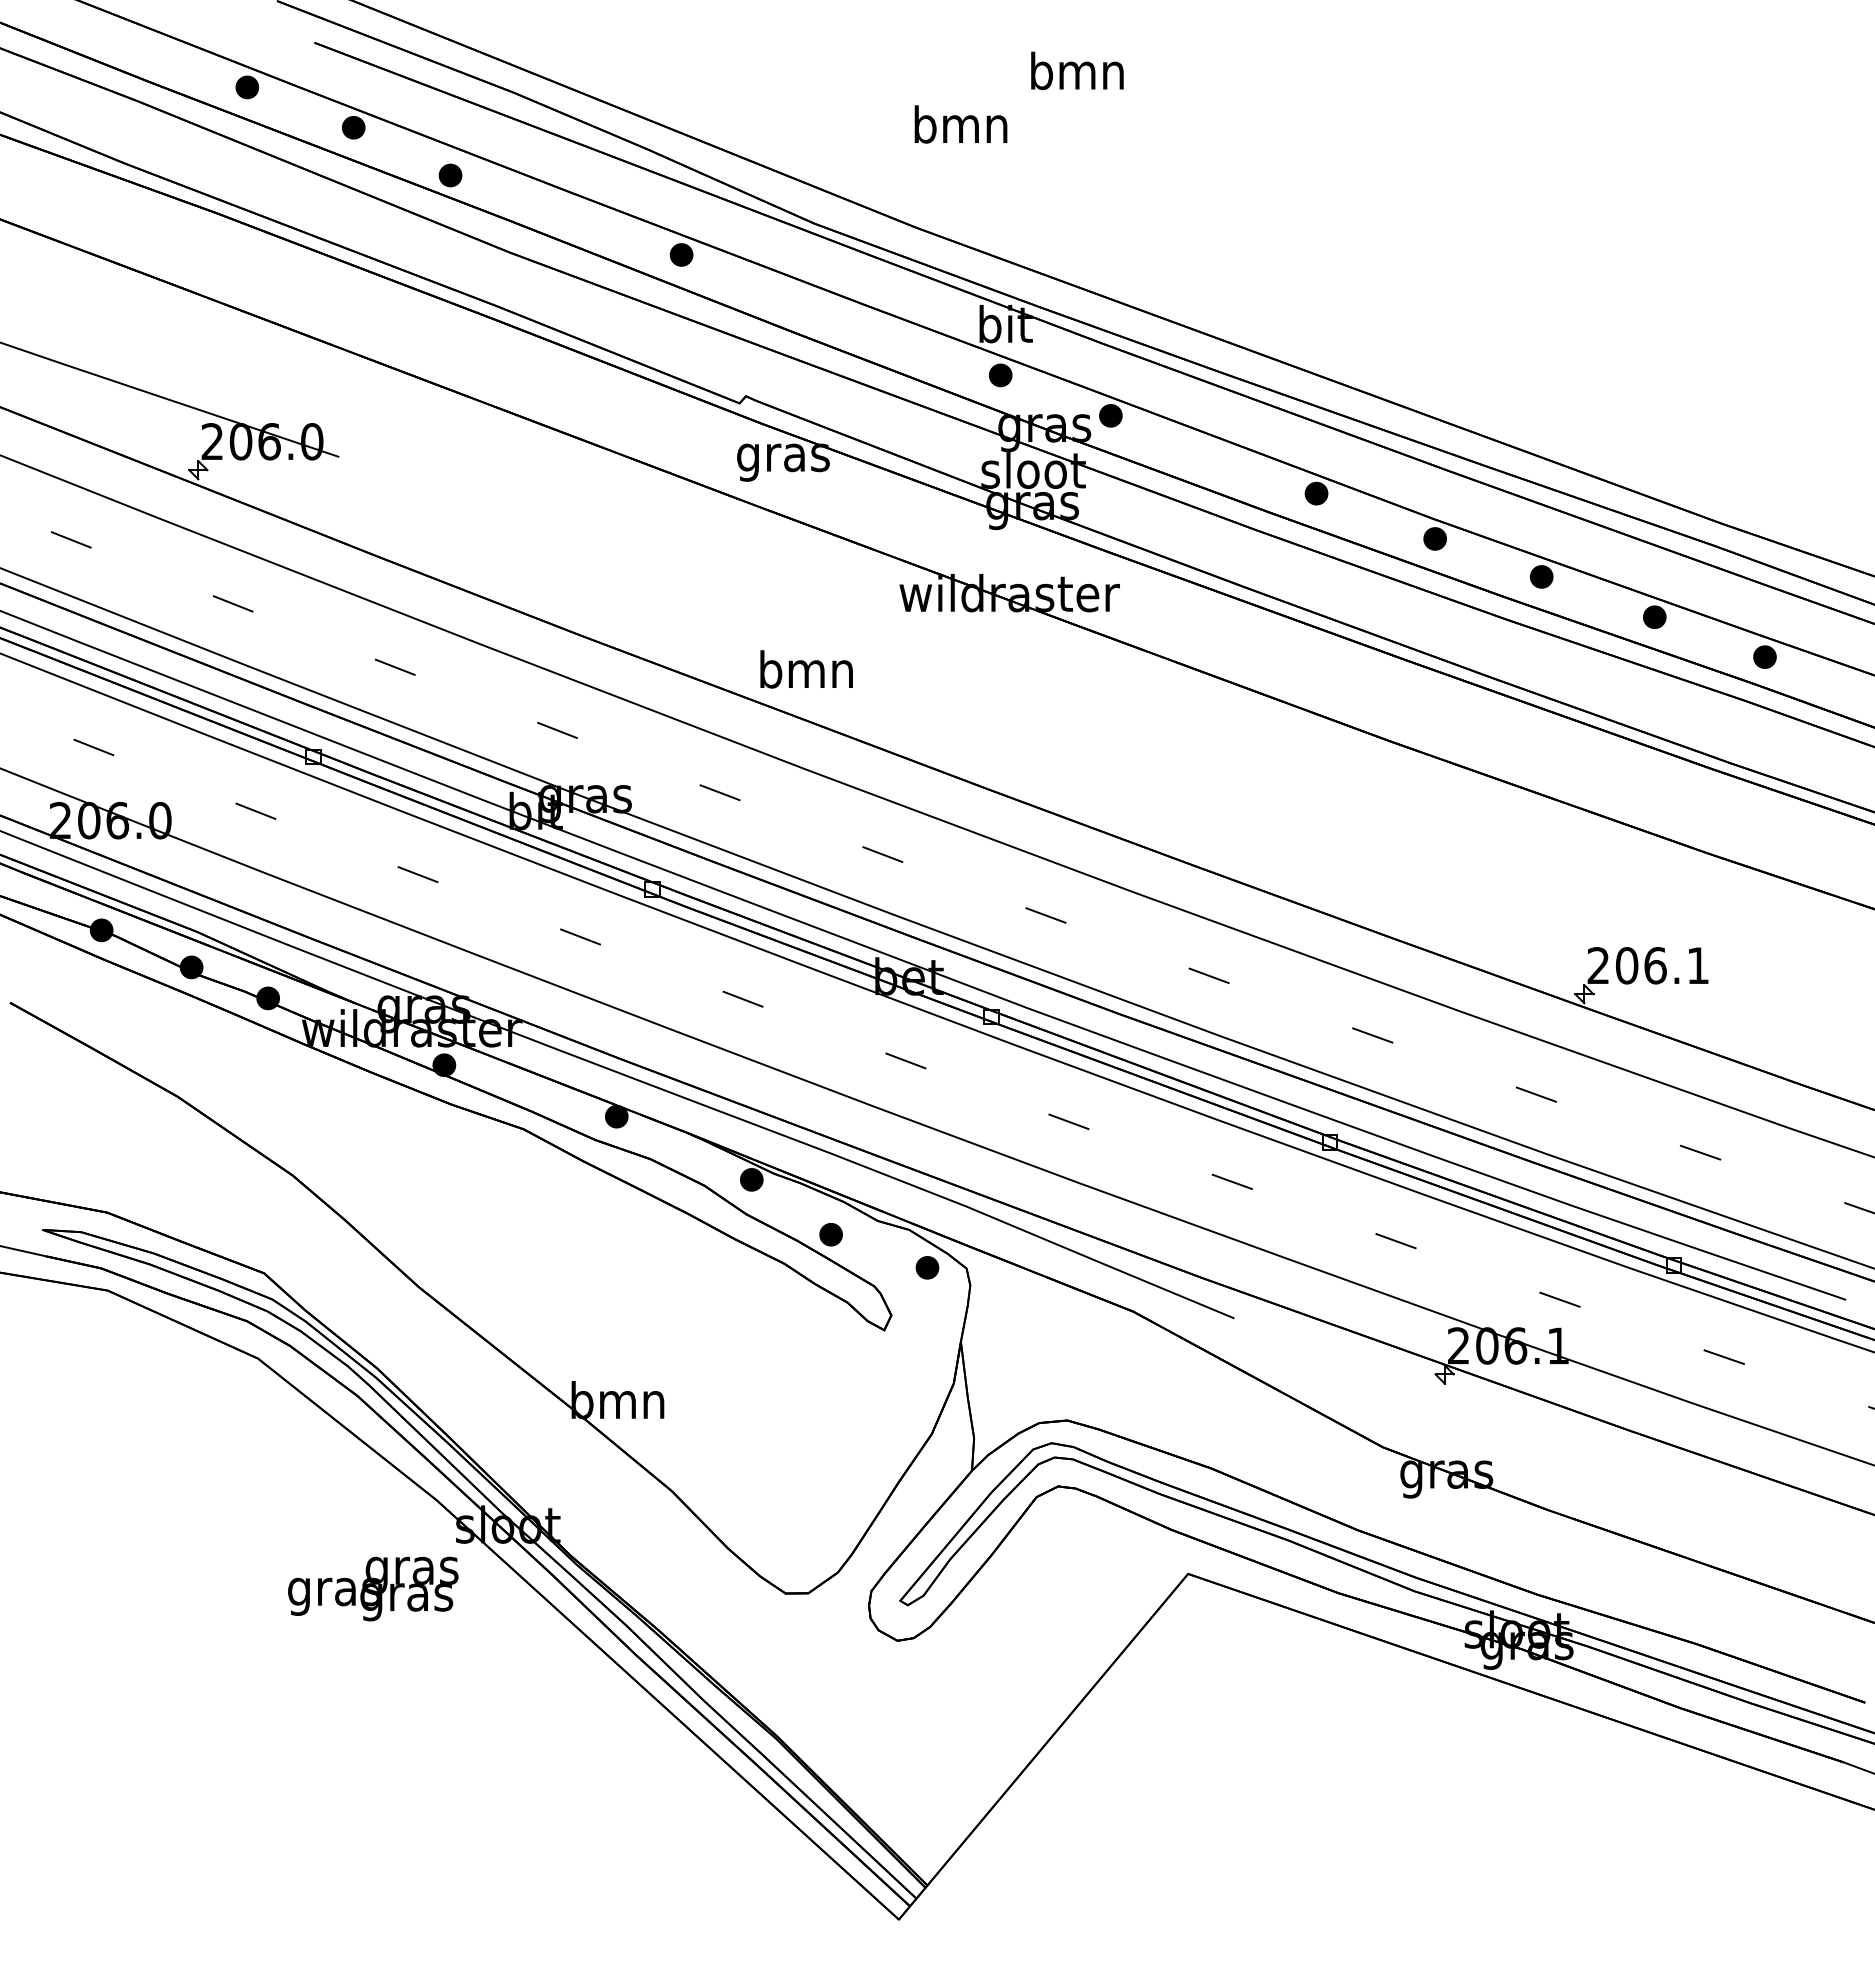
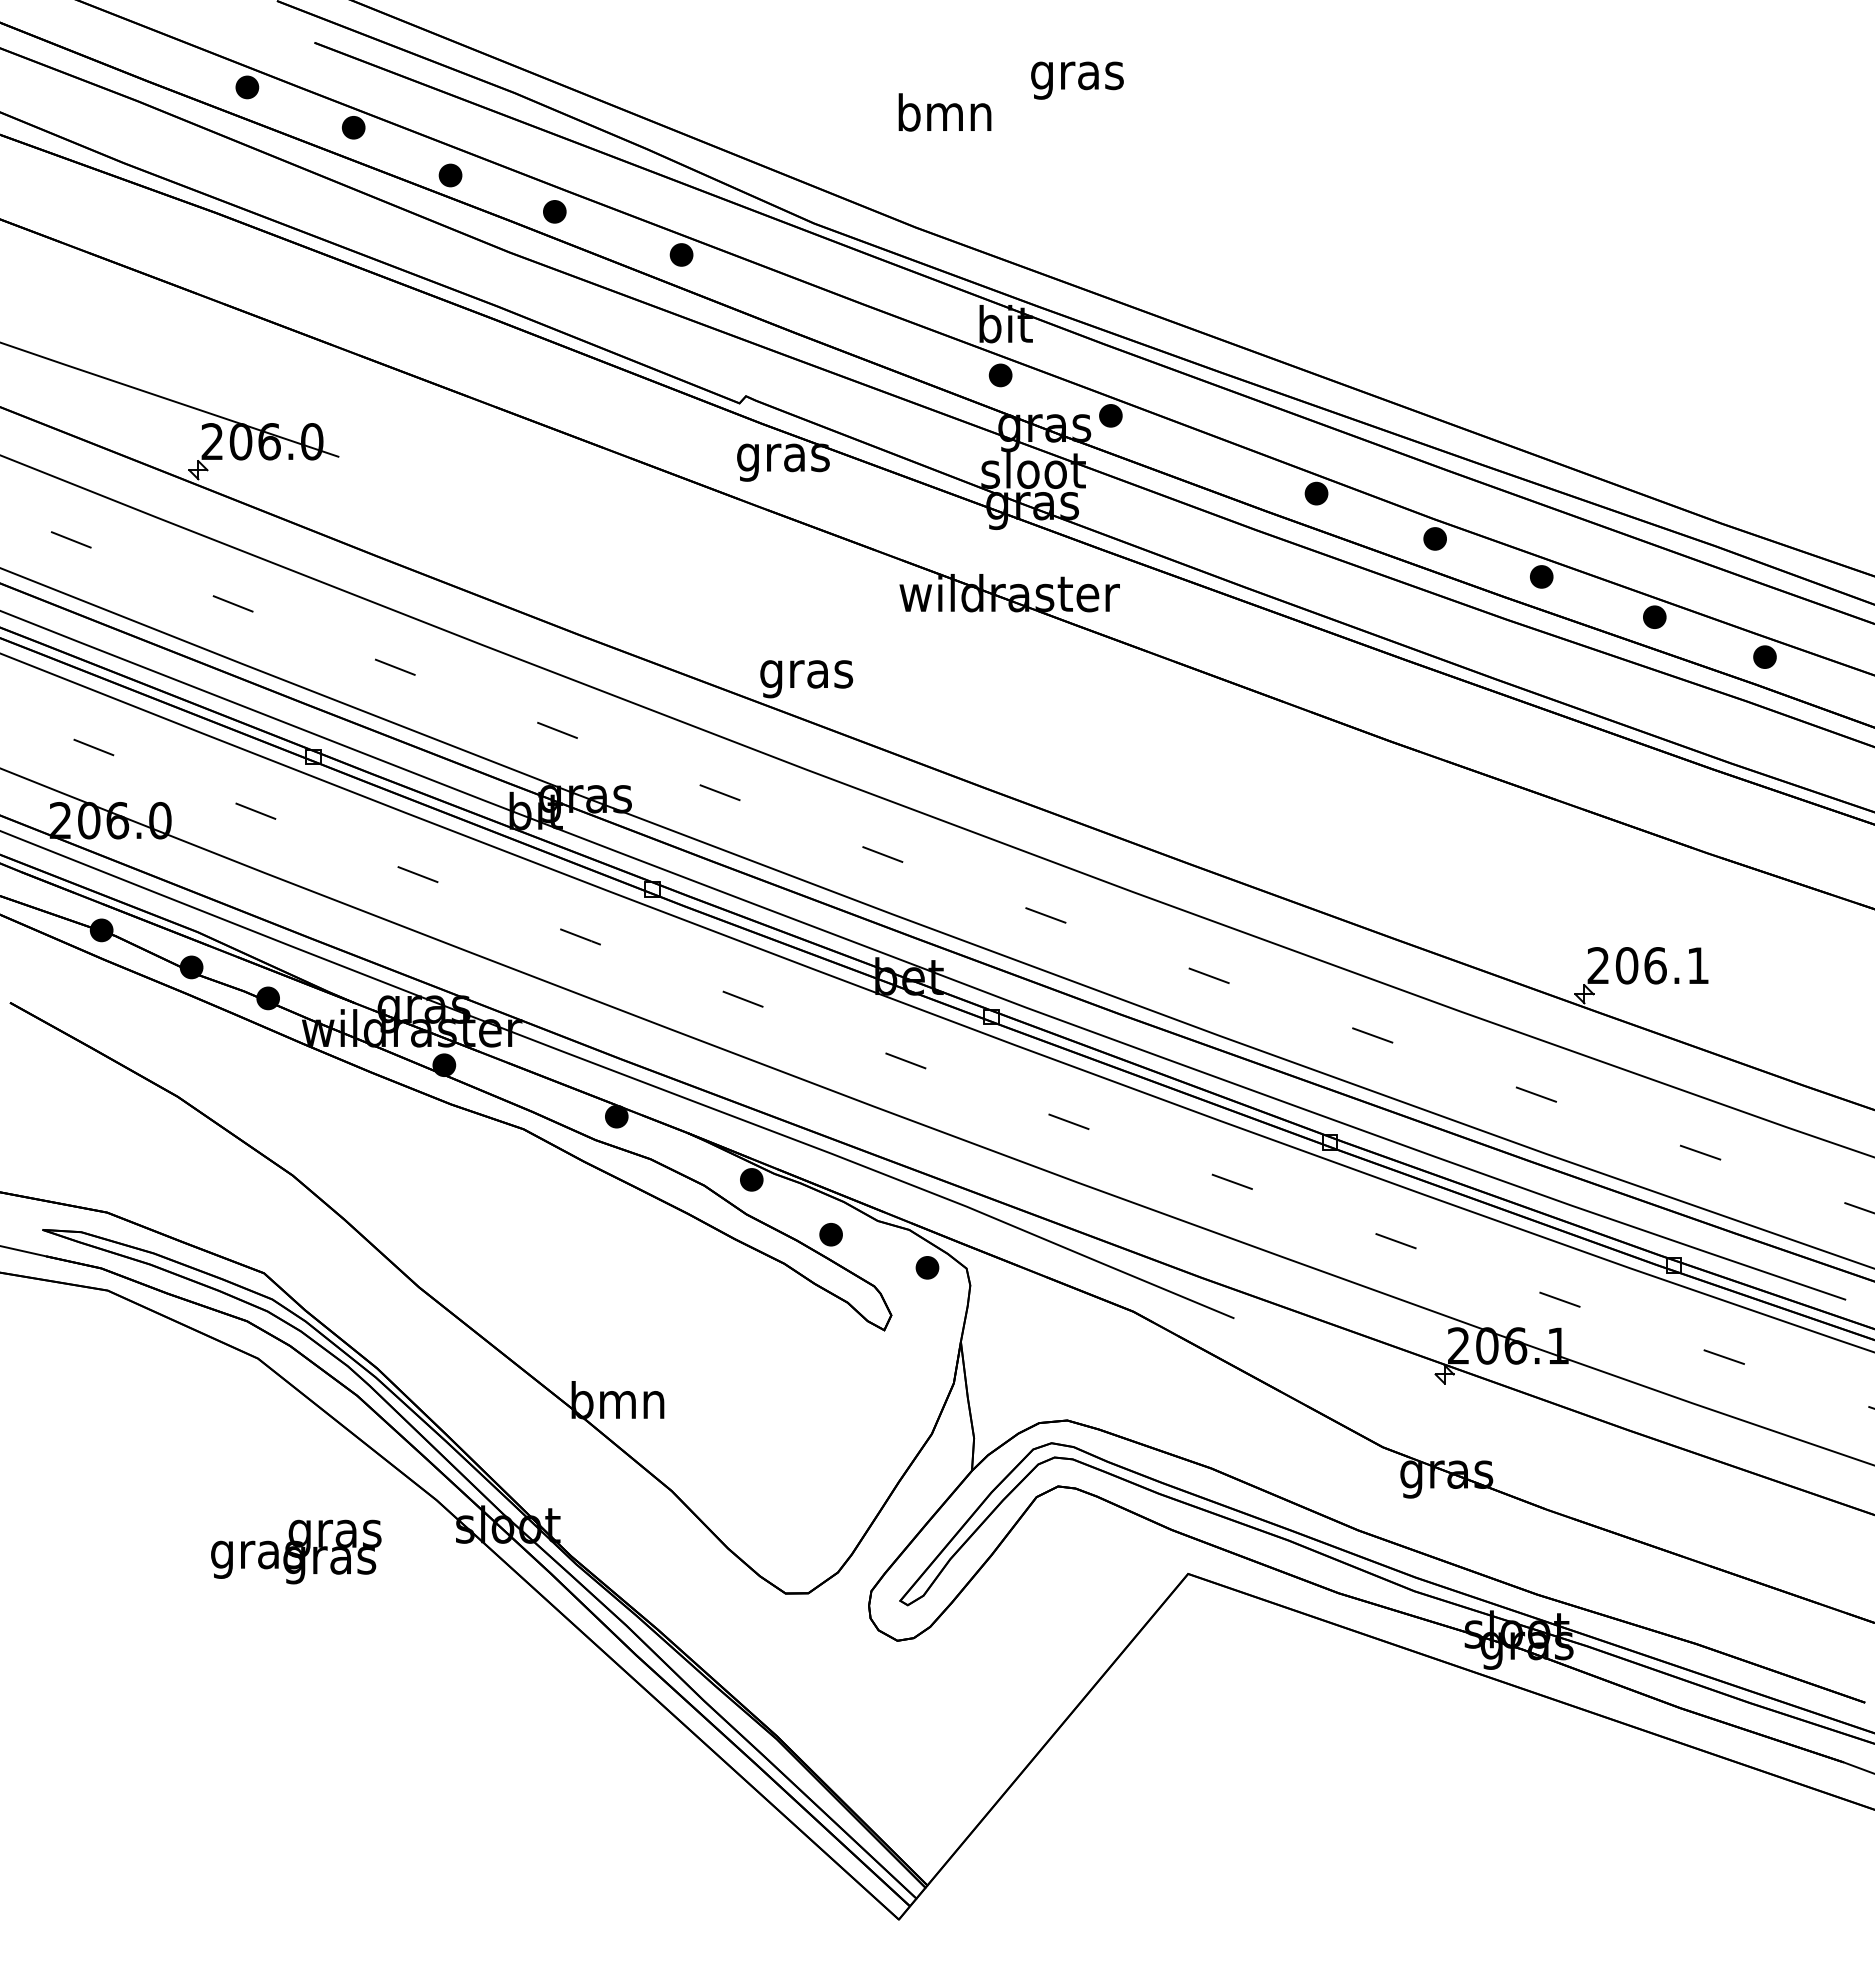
text: bmn -> gras (1077, 75)
text position: (960, 124) -> (944, 112) (944, 112)
part: none -> present (554, 211)
text: bmn -> gras (806, 674)
text position: (373, 1588) -> (296, 1551) (296, 1551)
